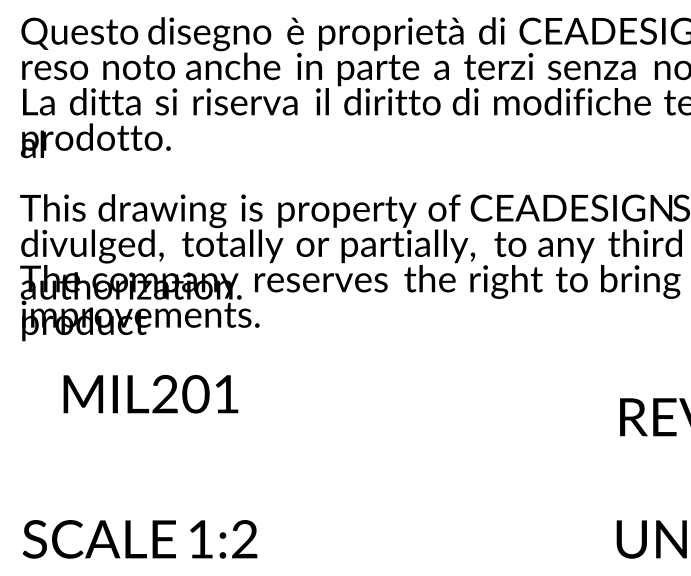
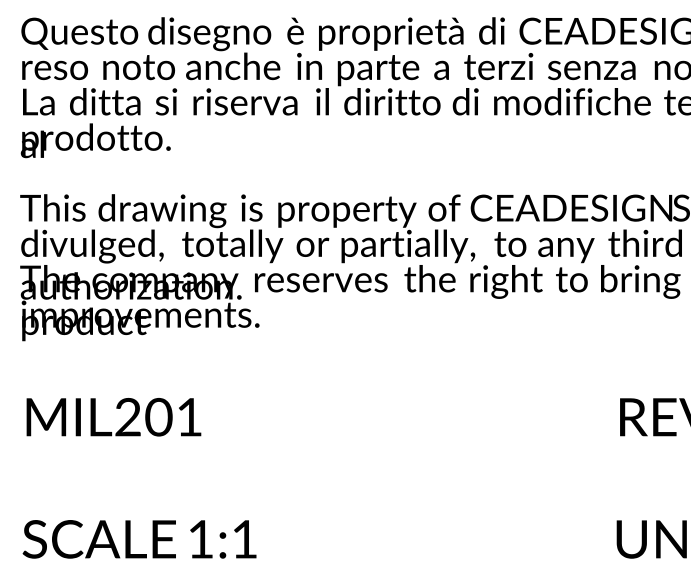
text position: (150, 394) -> (113, 417) (113, 417)
text: 1:2 -> 1:1 (244, 539)
